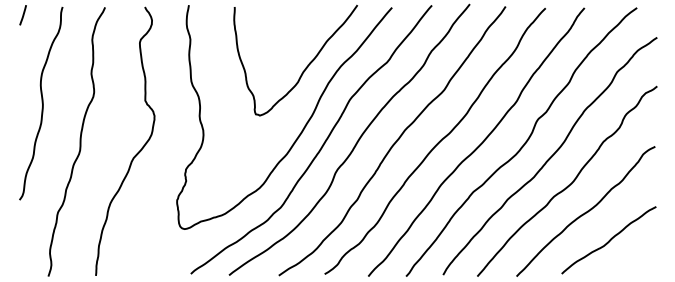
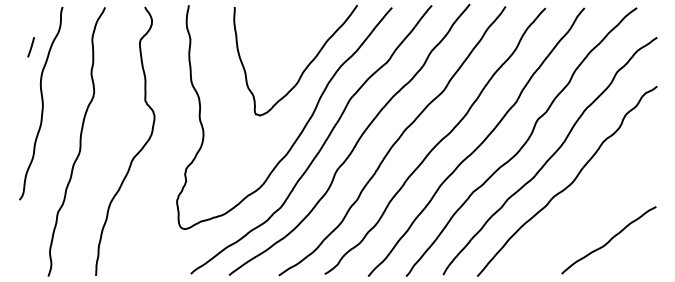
line position: (22, 15) -> (30, 47) (30, 47)
curve: present -> none (586, 211)
